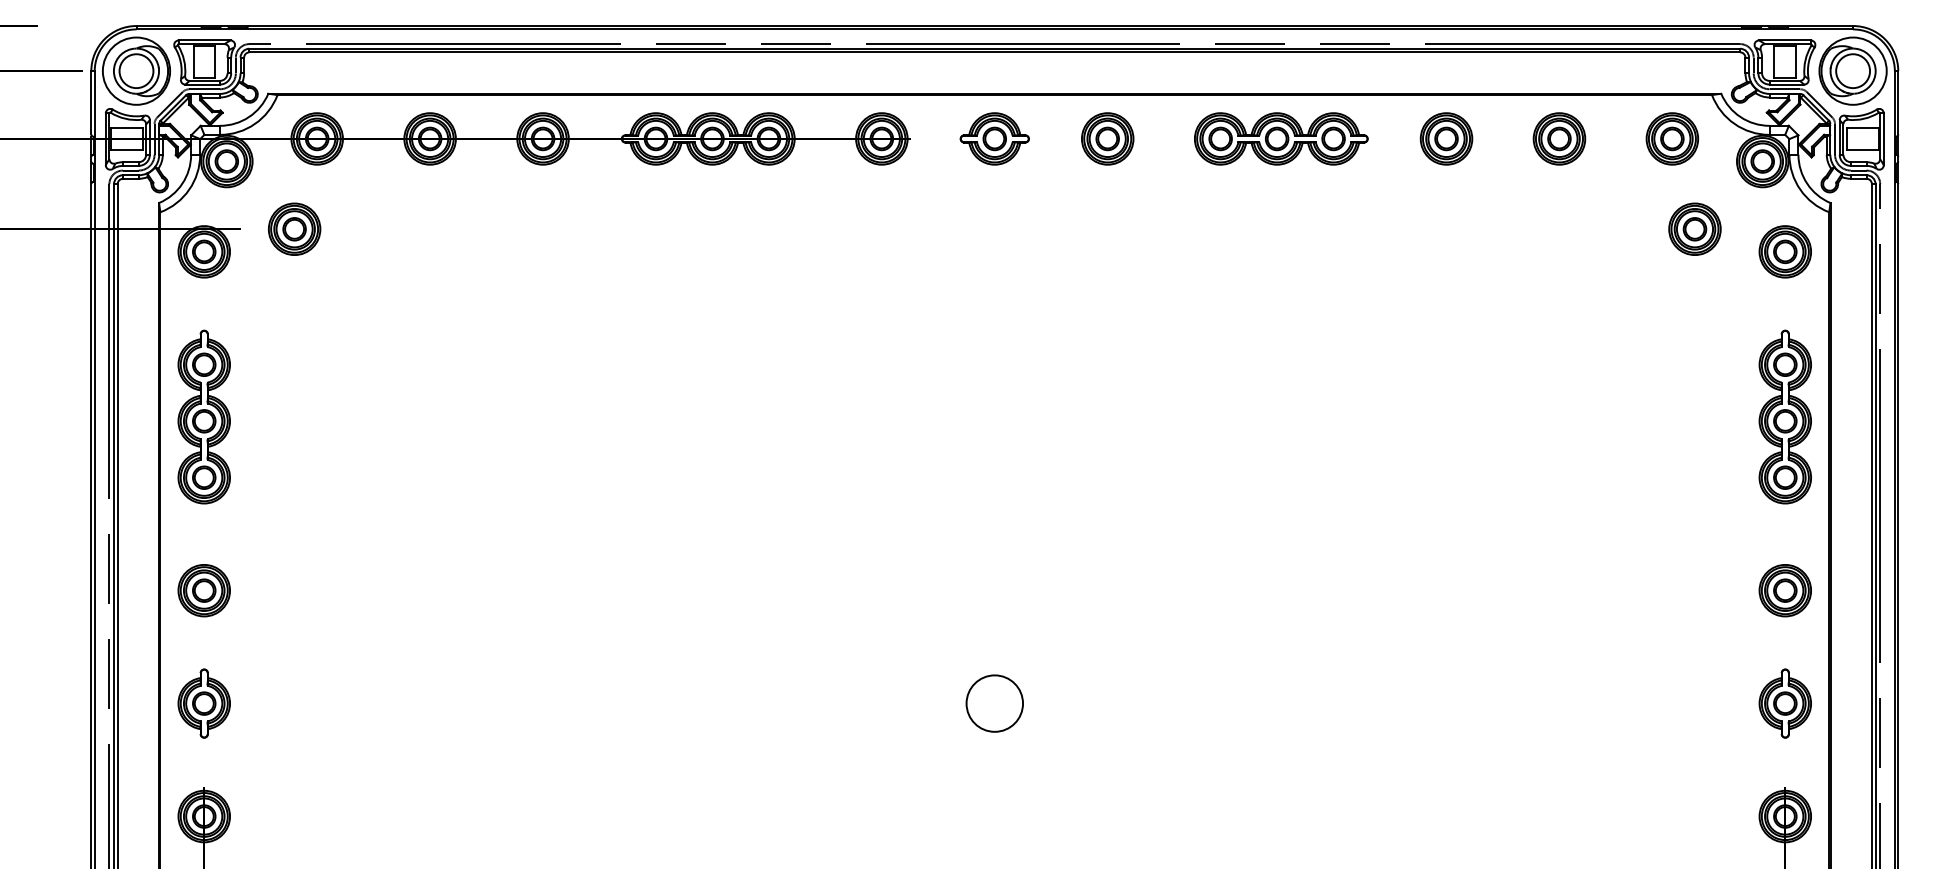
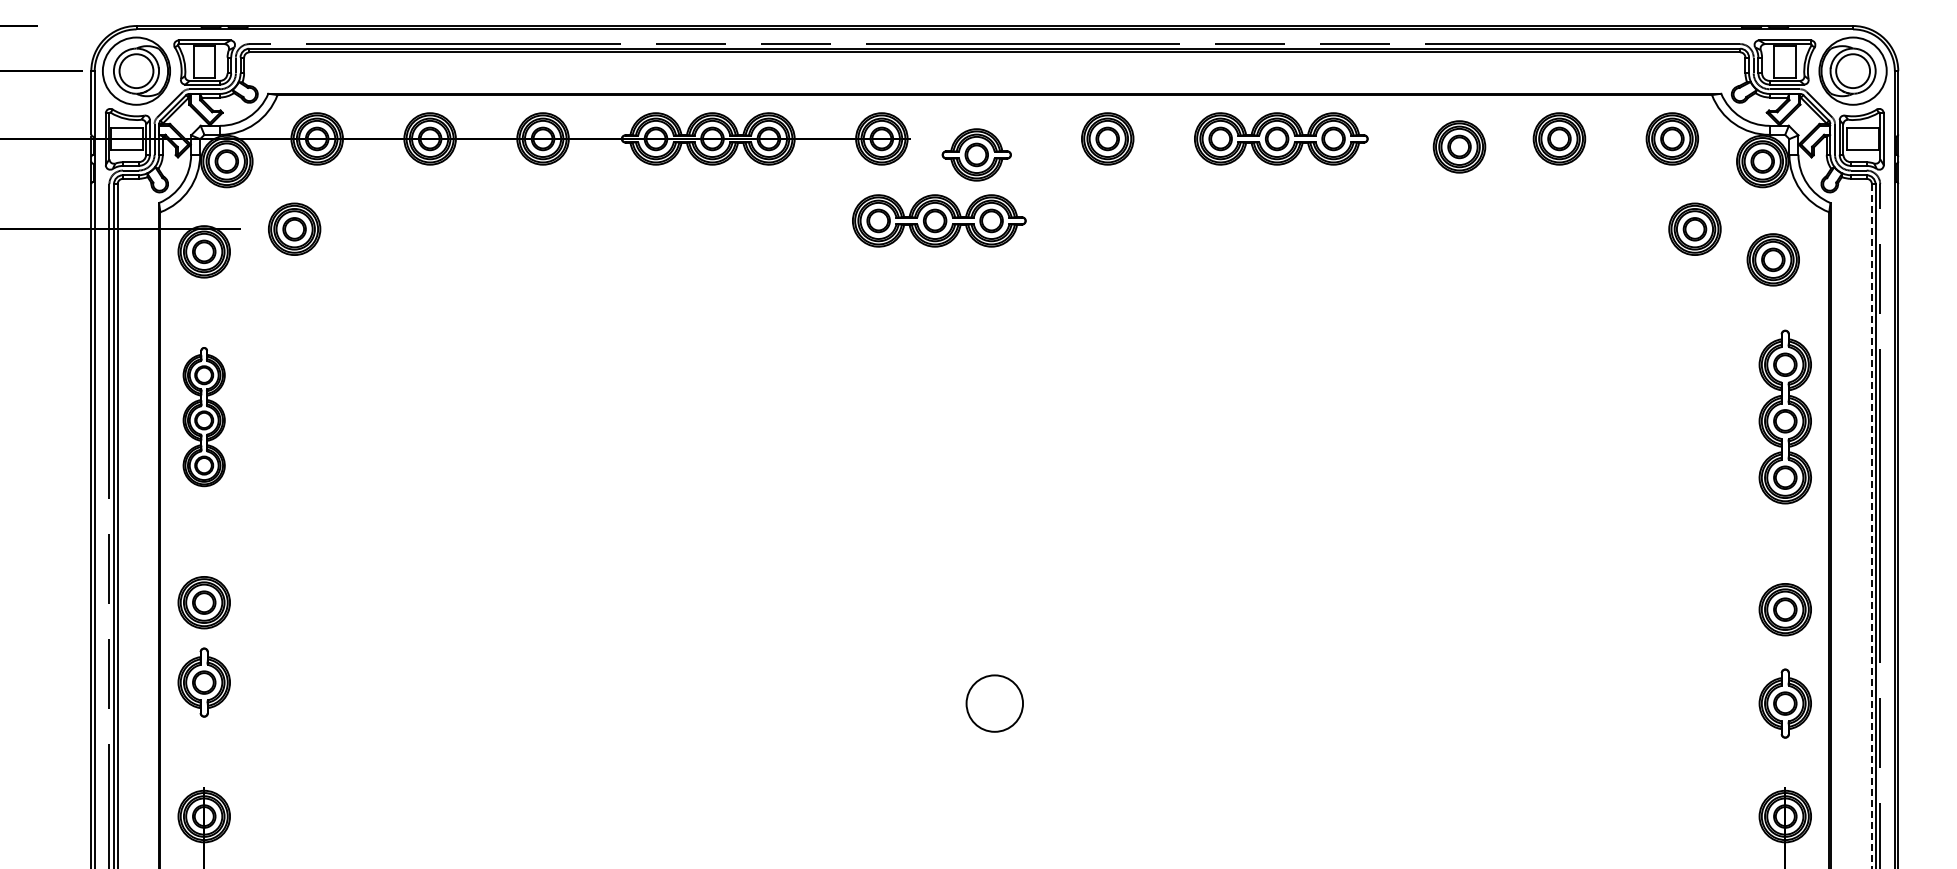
part position: (994, 138) -> (976, 154) (976, 154)
part position: (1446, 138) -> (1459, 146) (1459, 146)
part: none -> present (939, 220)
part position: (1784, 251) -> (1772, 259) (1772, 259)
part size: 54x176 px -> 44x141 px (203, 417)
line: solid -> dashed (1871, 526)
part position: (203, 590) -> (203, 602) (203, 602)
part position: (1784, 590) -> (1784, 609) (1784, 609)
part position: (203, 703) -> (203, 682) (203, 682)
